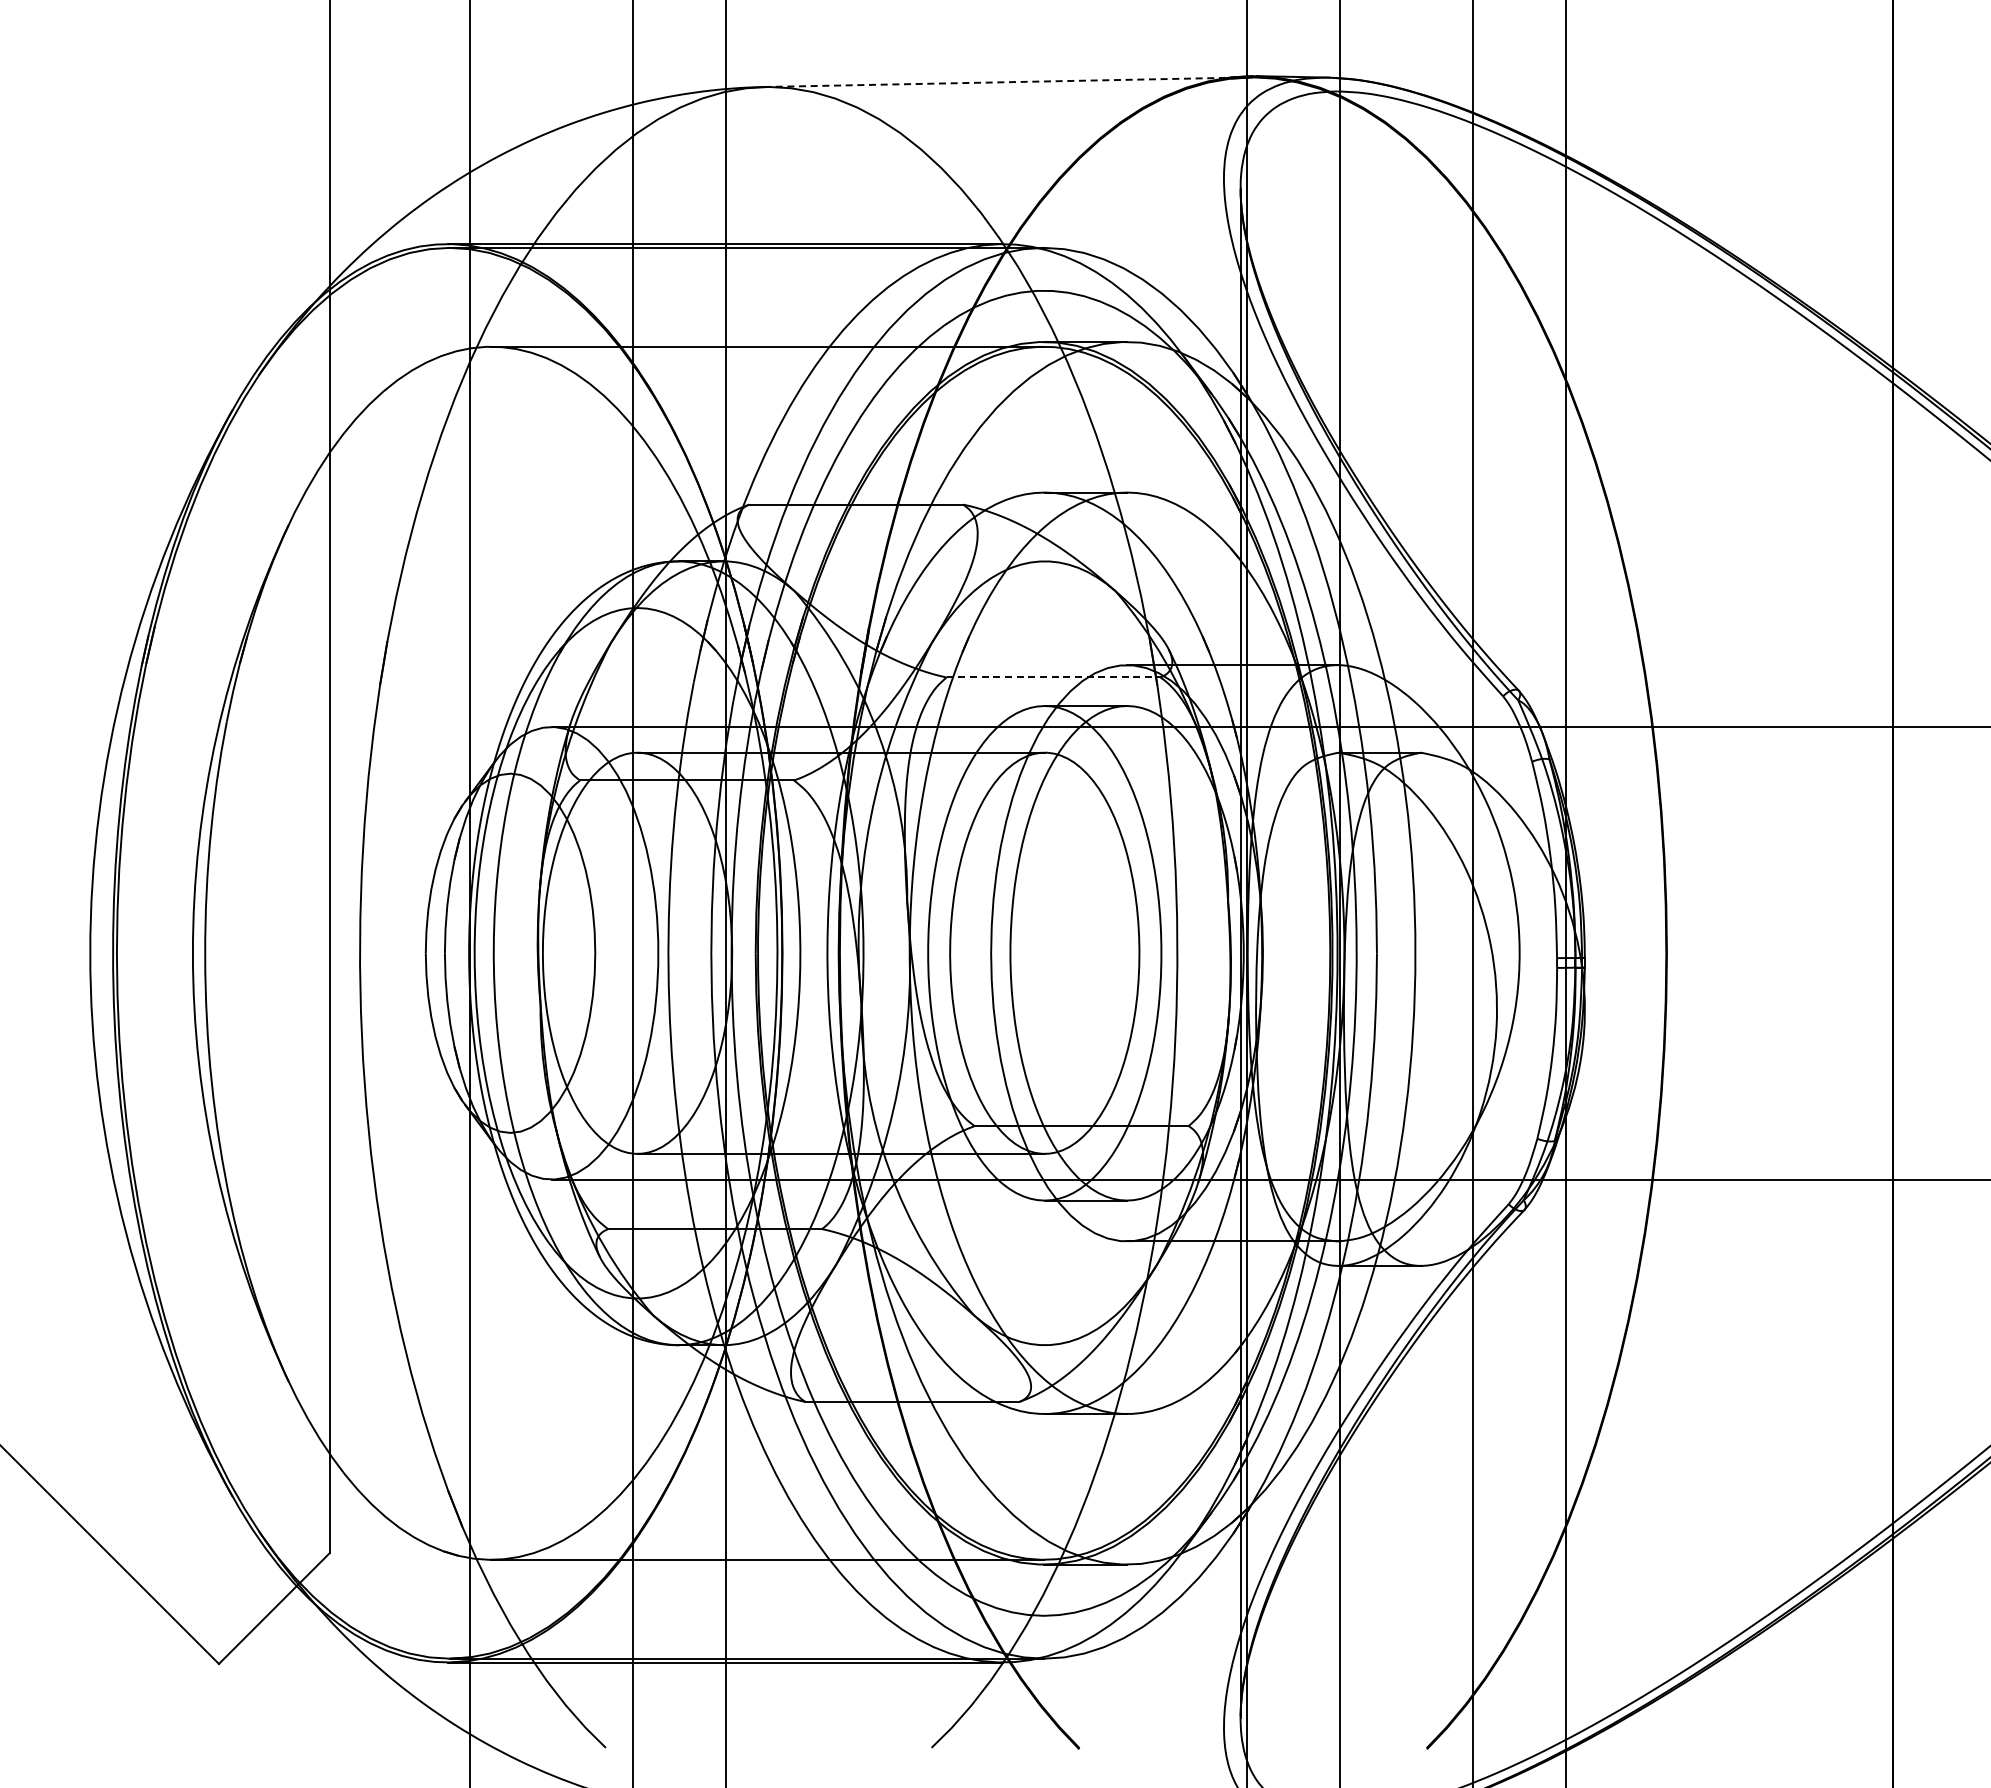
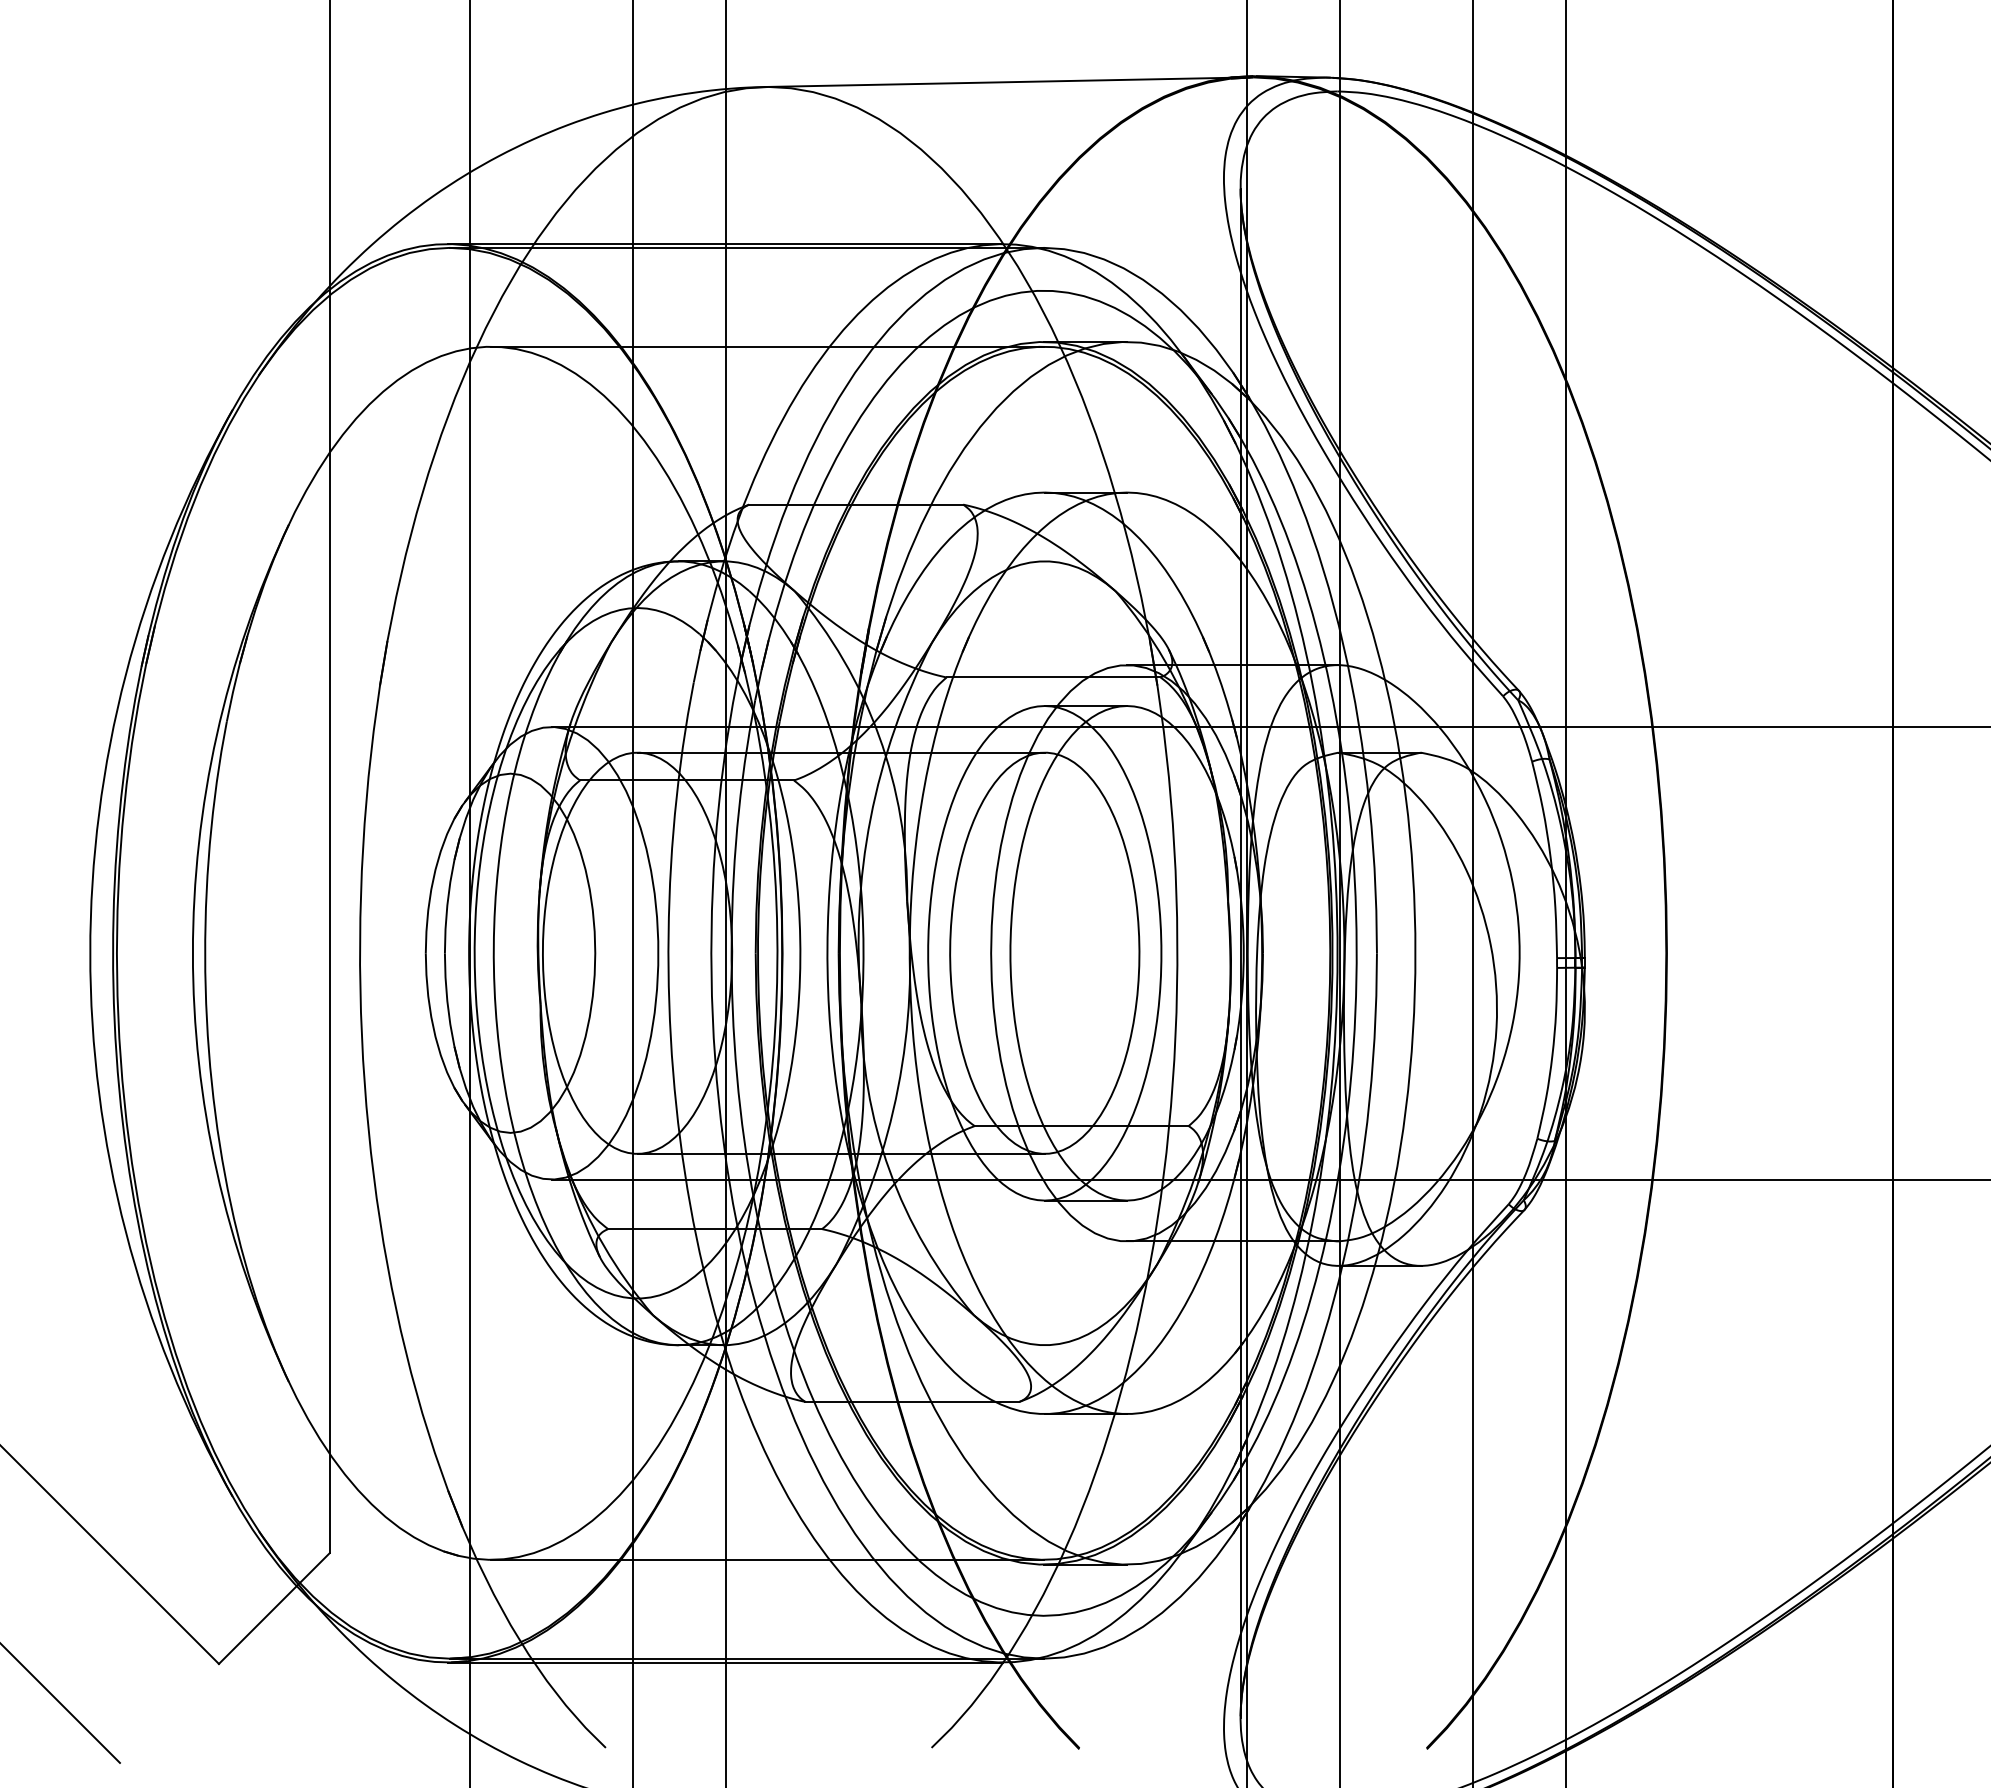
line: dashed -> solid (1006, 82)
line: dashed -> solid (1053, 677)
line: none -> present (60, 1703)
